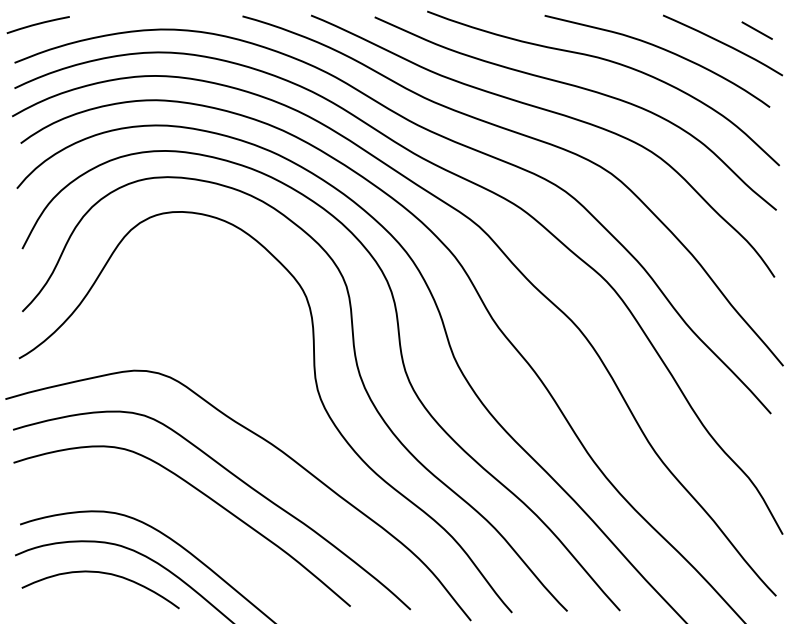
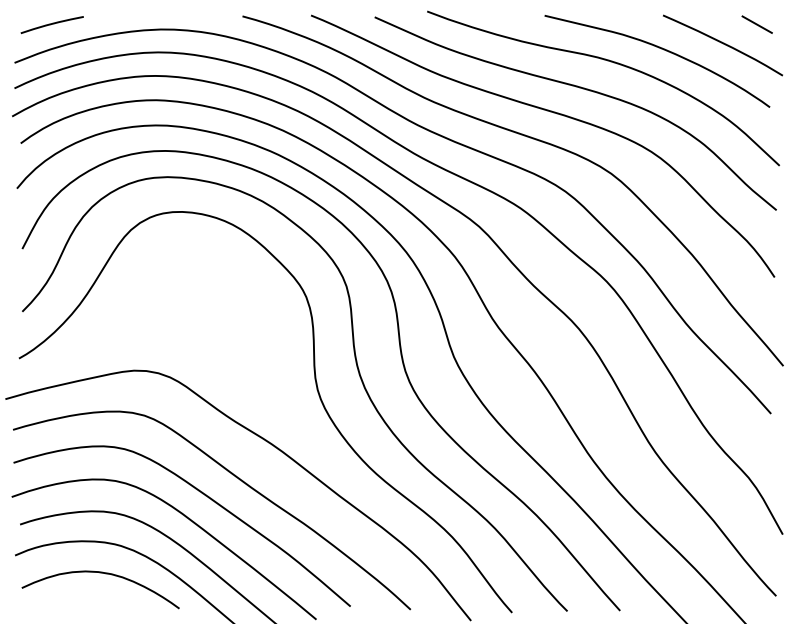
curve position: (37, 24) -> (51, 24) (51, 24)
line position: (756, 30) -> (756, 24) (756, 24)
curve: none -> present (186, 518)
